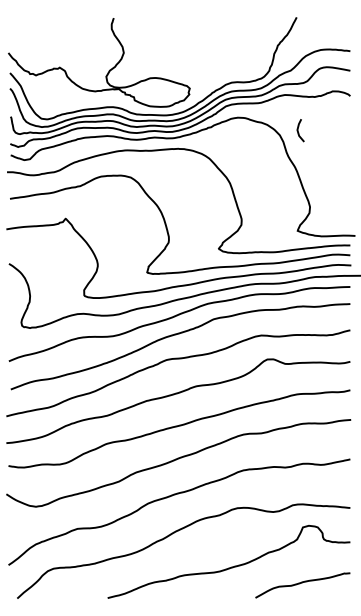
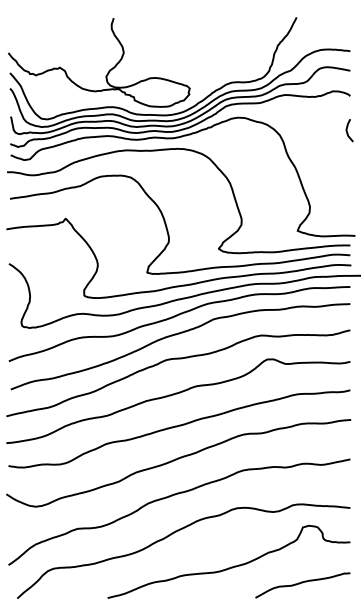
curve position: (298, 130) -> (347, 130) (347, 130)
